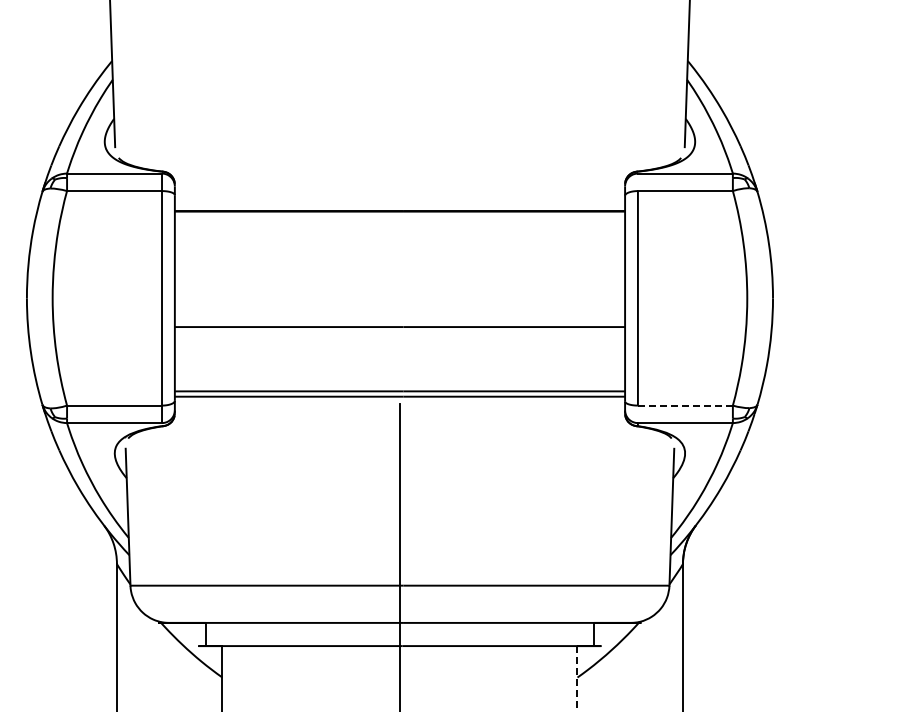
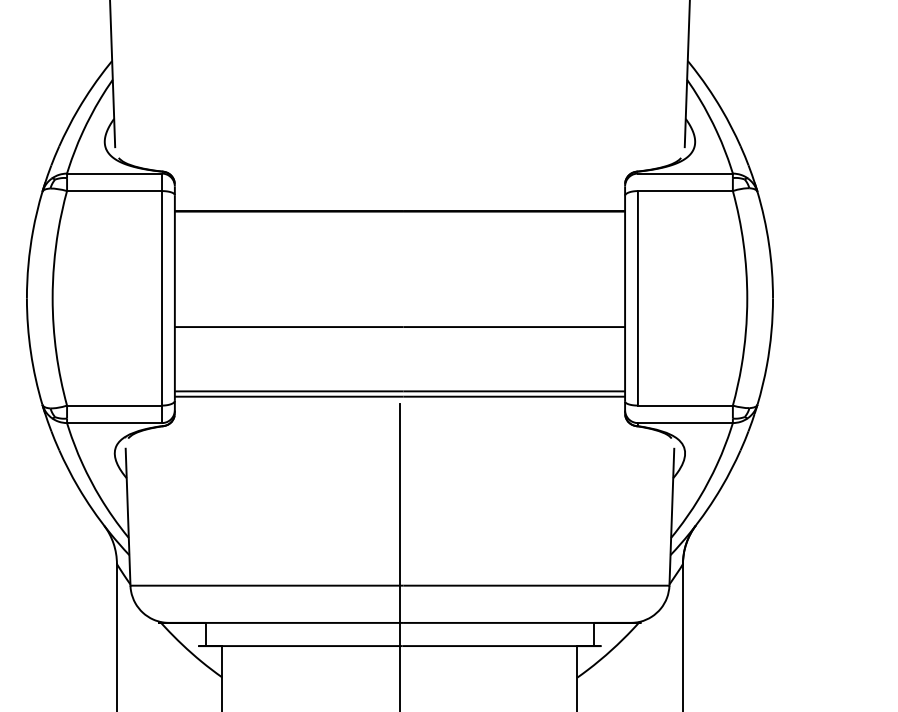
line: dashed -> solid (684, 405)
line: dashed -> solid (577, 679)
